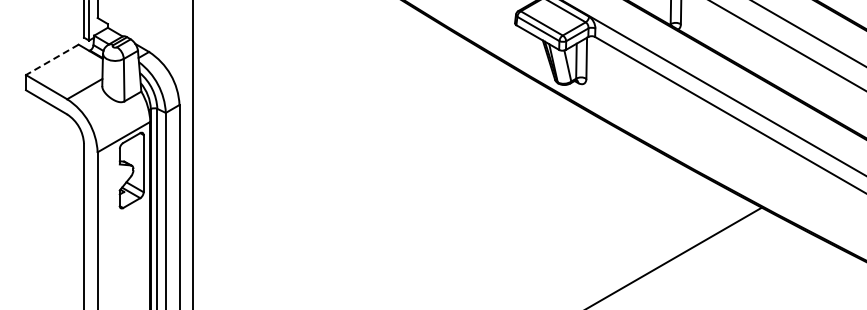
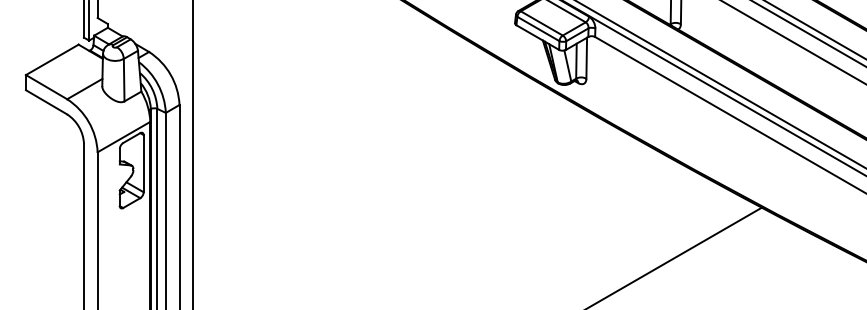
line: none -> present (815, 29)
line position: (787, 45) -> (793, 42) (793, 42)
line: dashed -> solid (51, 60)
line: none -> present (720, 84)
